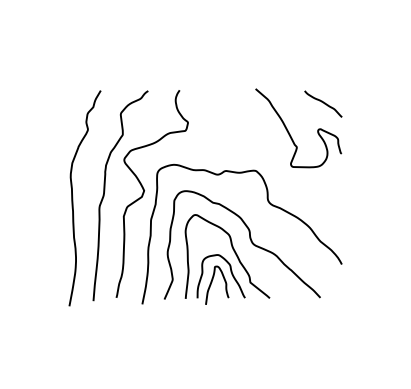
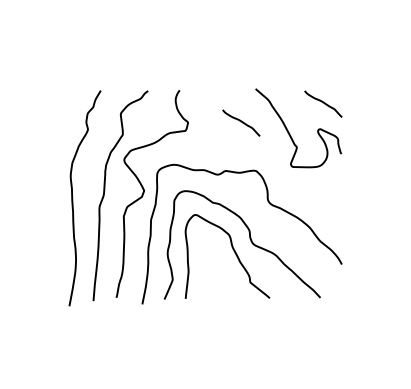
curve: none -> present (241, 122)
part: present -> none (220, 279)
